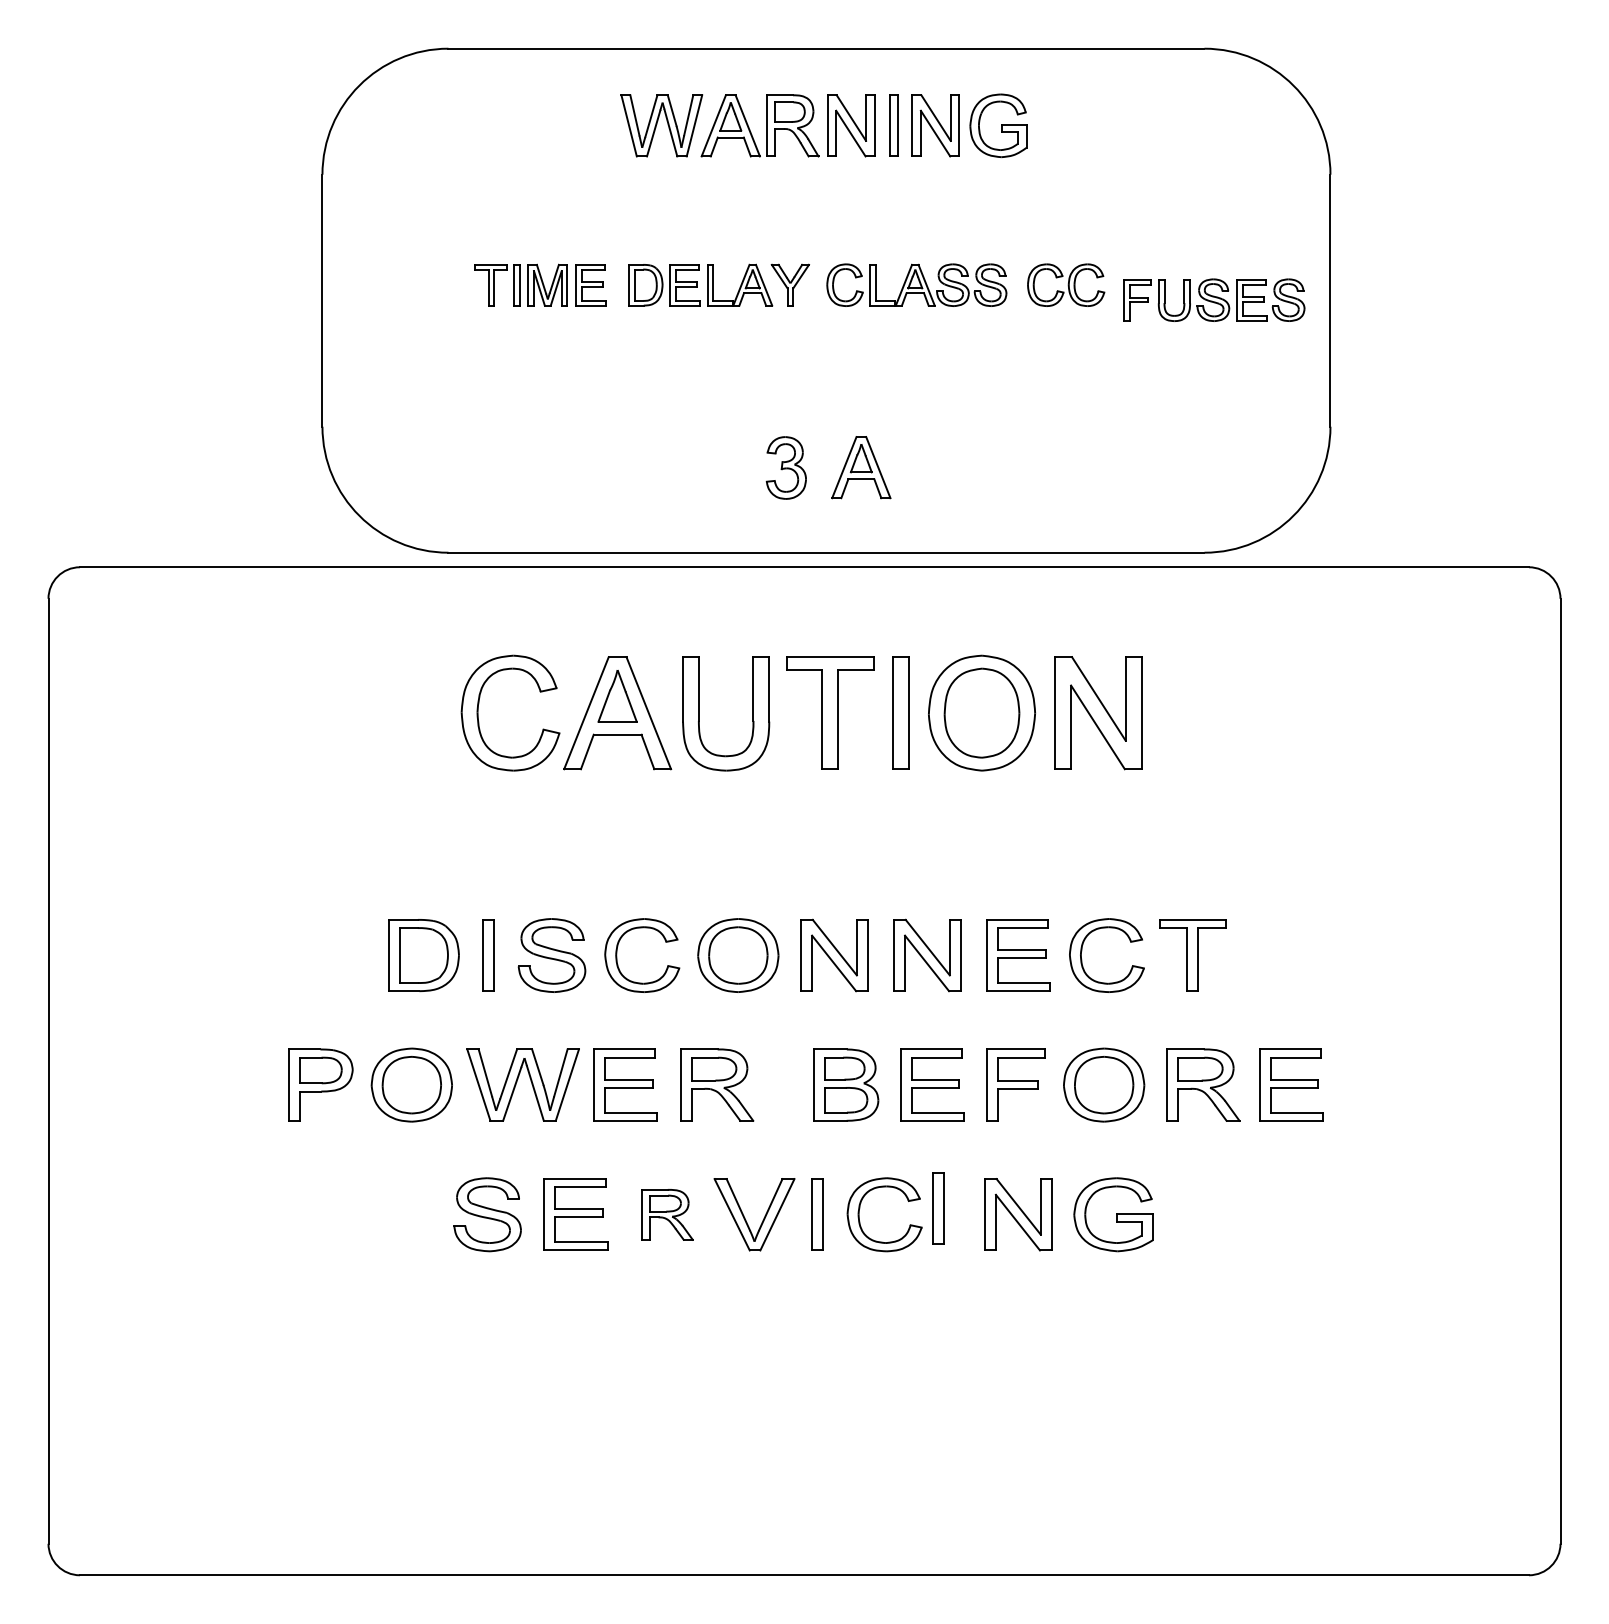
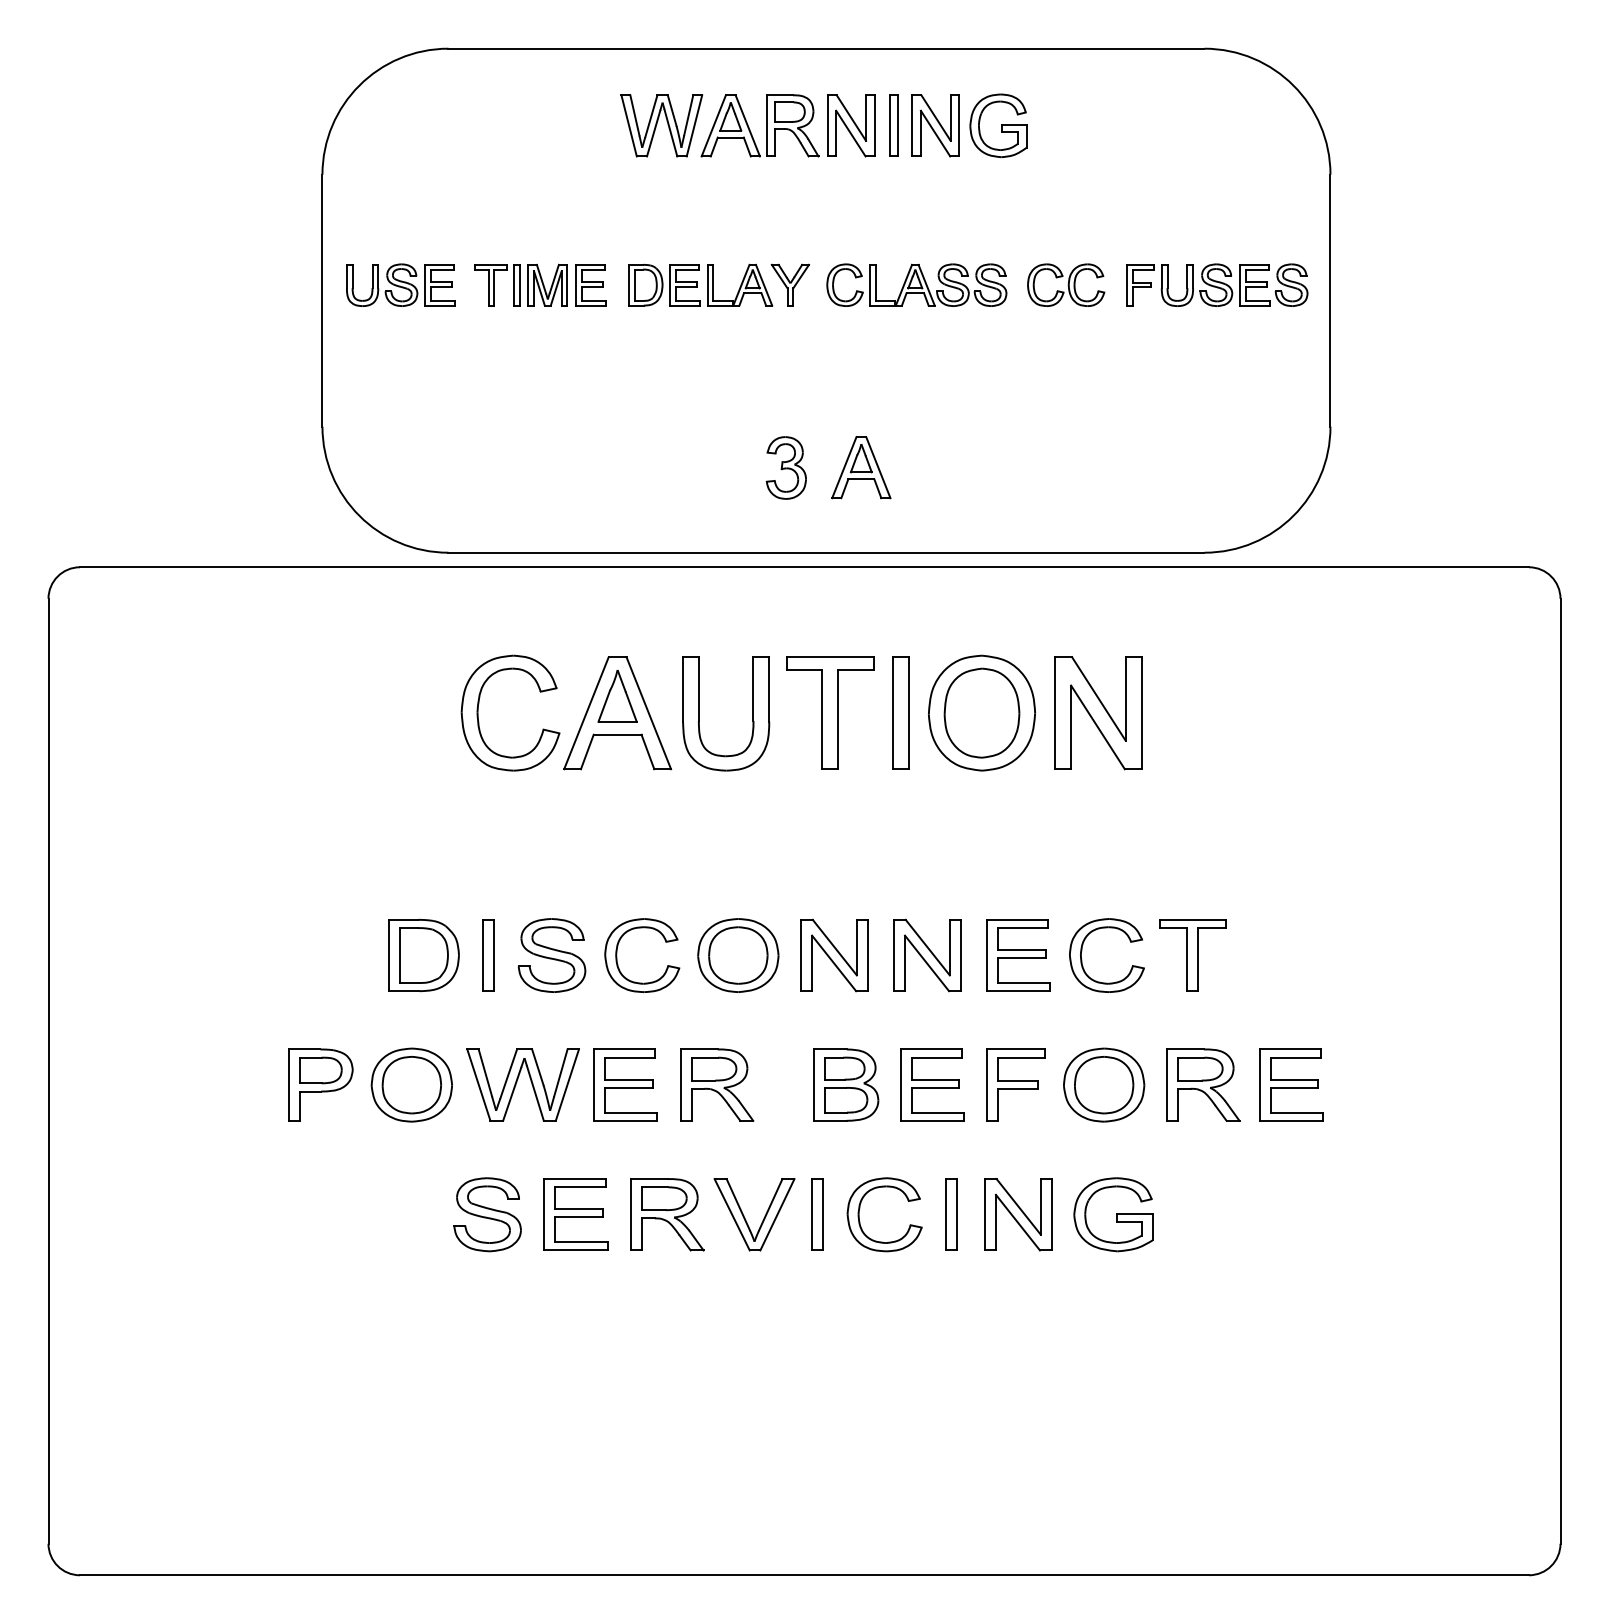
part: none -> present (400, 284)
part position: (1214, 299) -> (1217, 284) (1217, 284)
part position: (938, 1208) -> (951, 1214) (951, 1214)
part size: 53x52 px -> 75x74 px (667, 1214)
